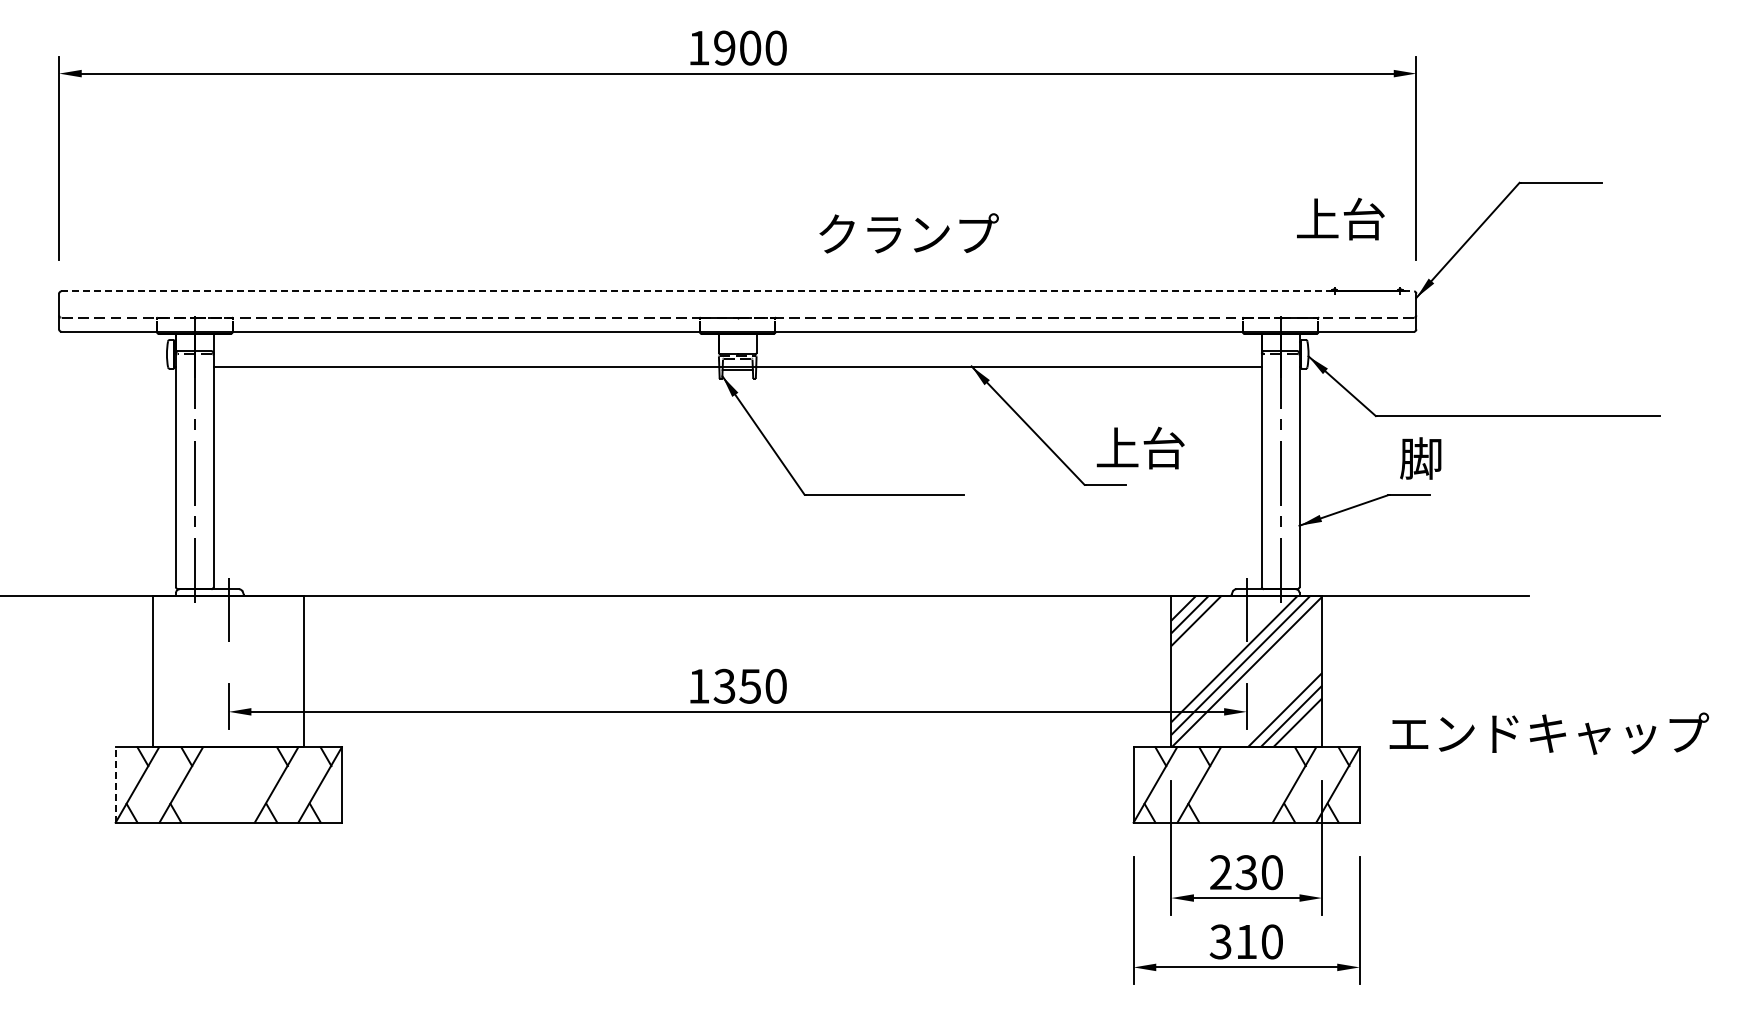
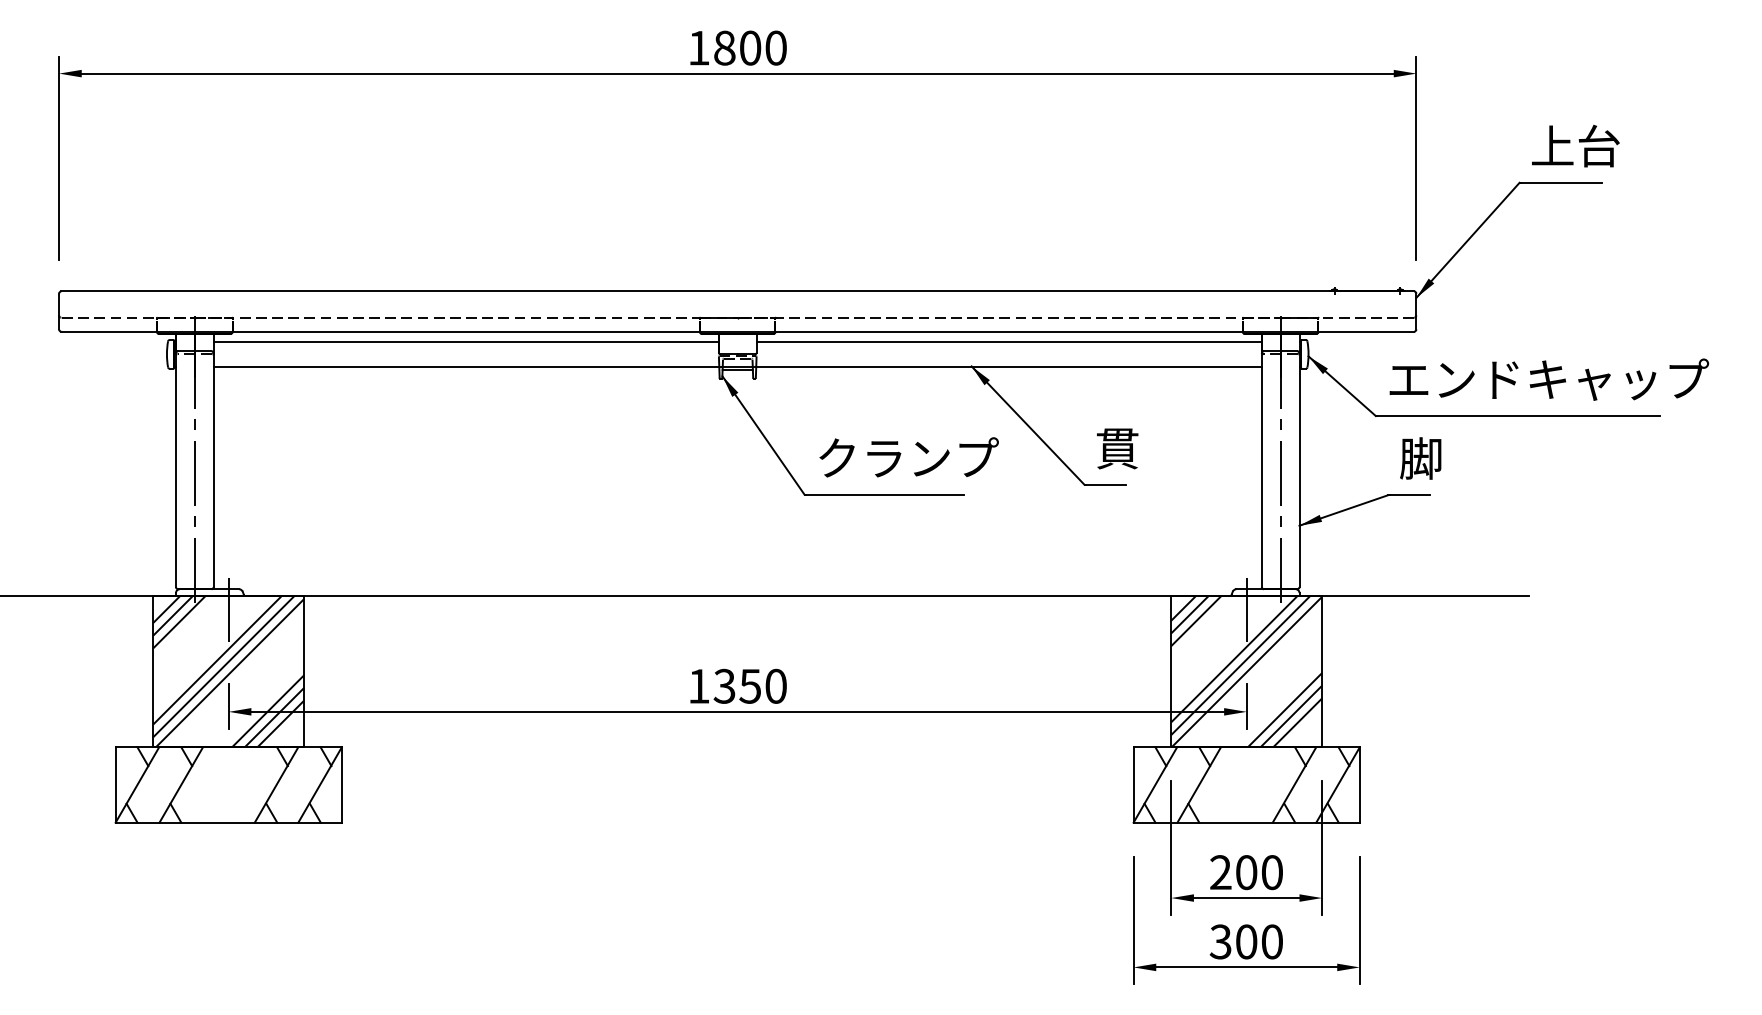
text: 1900 -> 1800 (724, 47)
text position: (1340, 218) -> (1575, 145) (1575, 145)
text position: (908, 233) -> (908, 457) (908, 457)
line: dashed -> solid (738, 291)
line: none -> present (465, 341)
line: none -> present (1008, 341)
text: 上台 -> 貫 (1140, 447)
hatch: none -> present (228, 671)
text position: (1549, 733) -> (1549, 379) (1549, 379)
line: dashed -> solid (115, 784)
text: 230 -> 200 (1246, 872)
text: 310 -> 300 (1246, 941)
